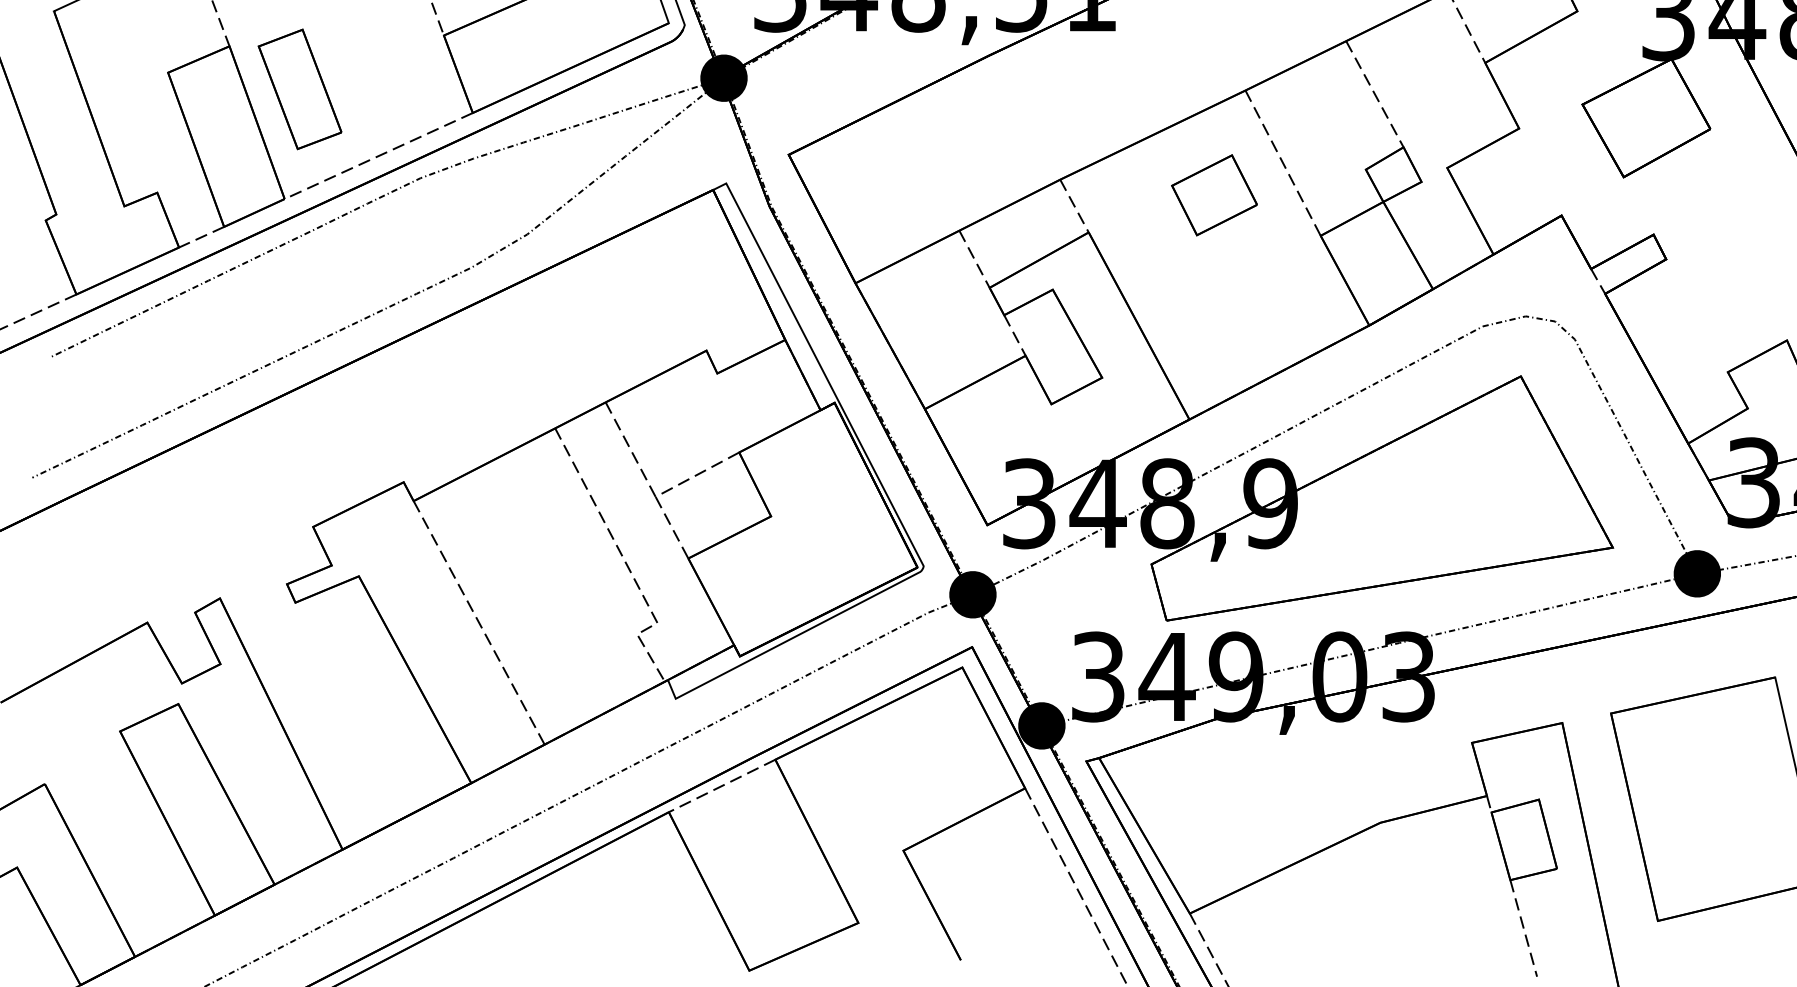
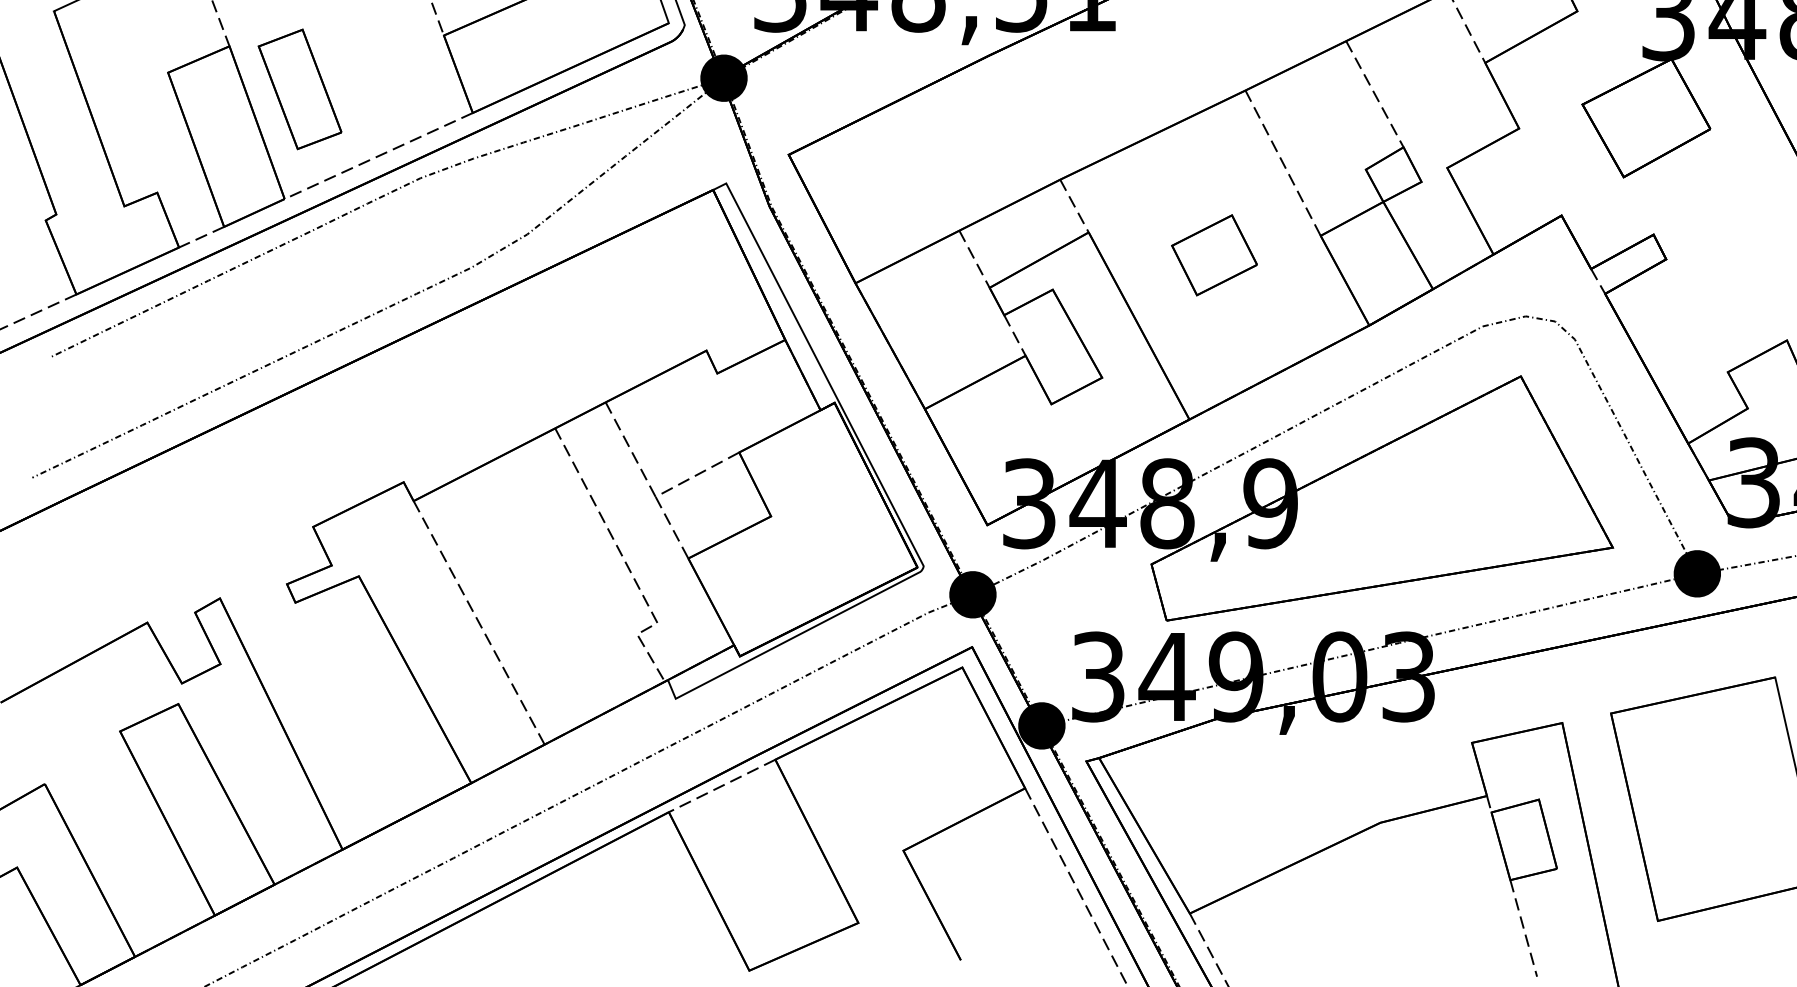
part position: (1214, 195) -> (1214, 255) (1214, 255)
